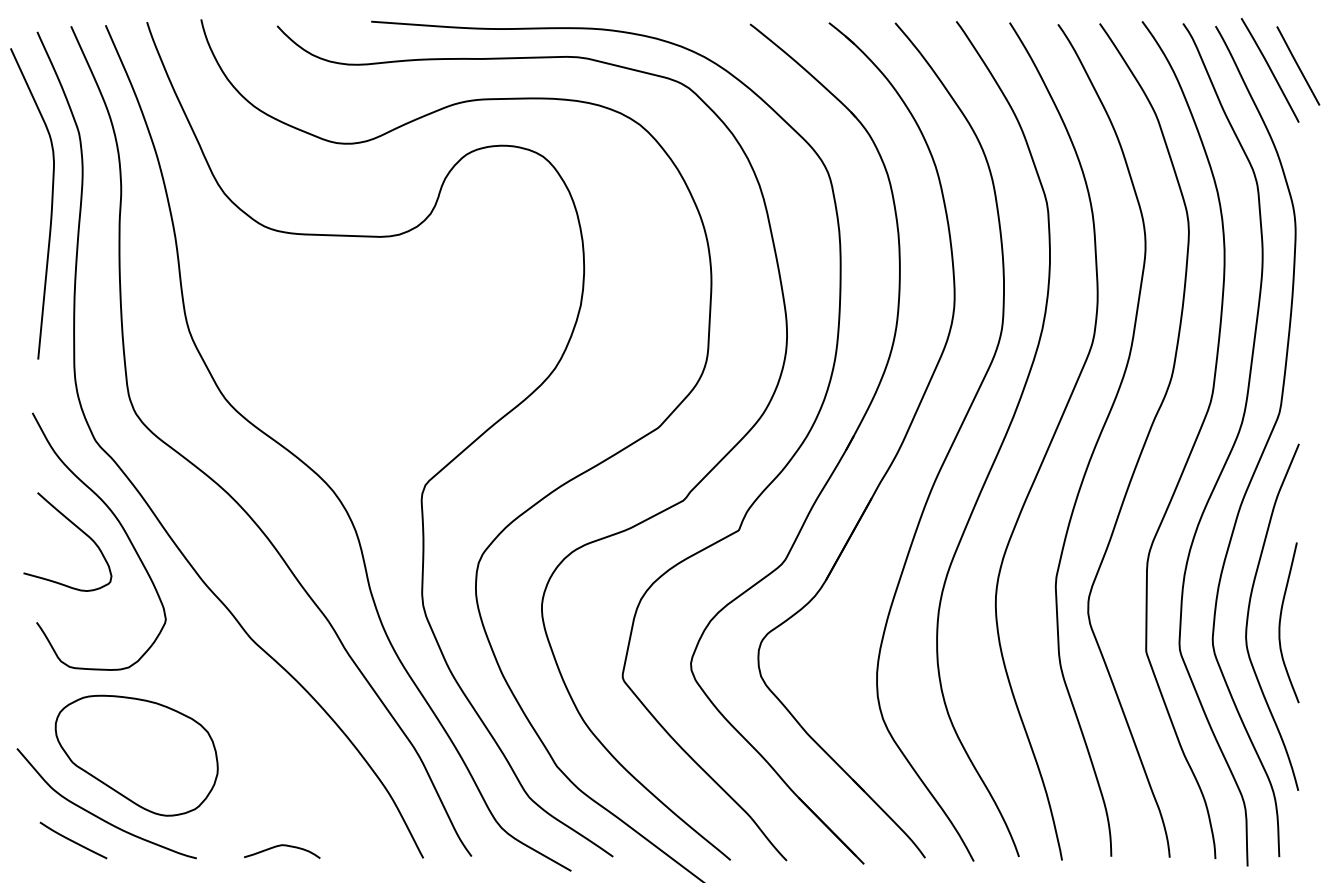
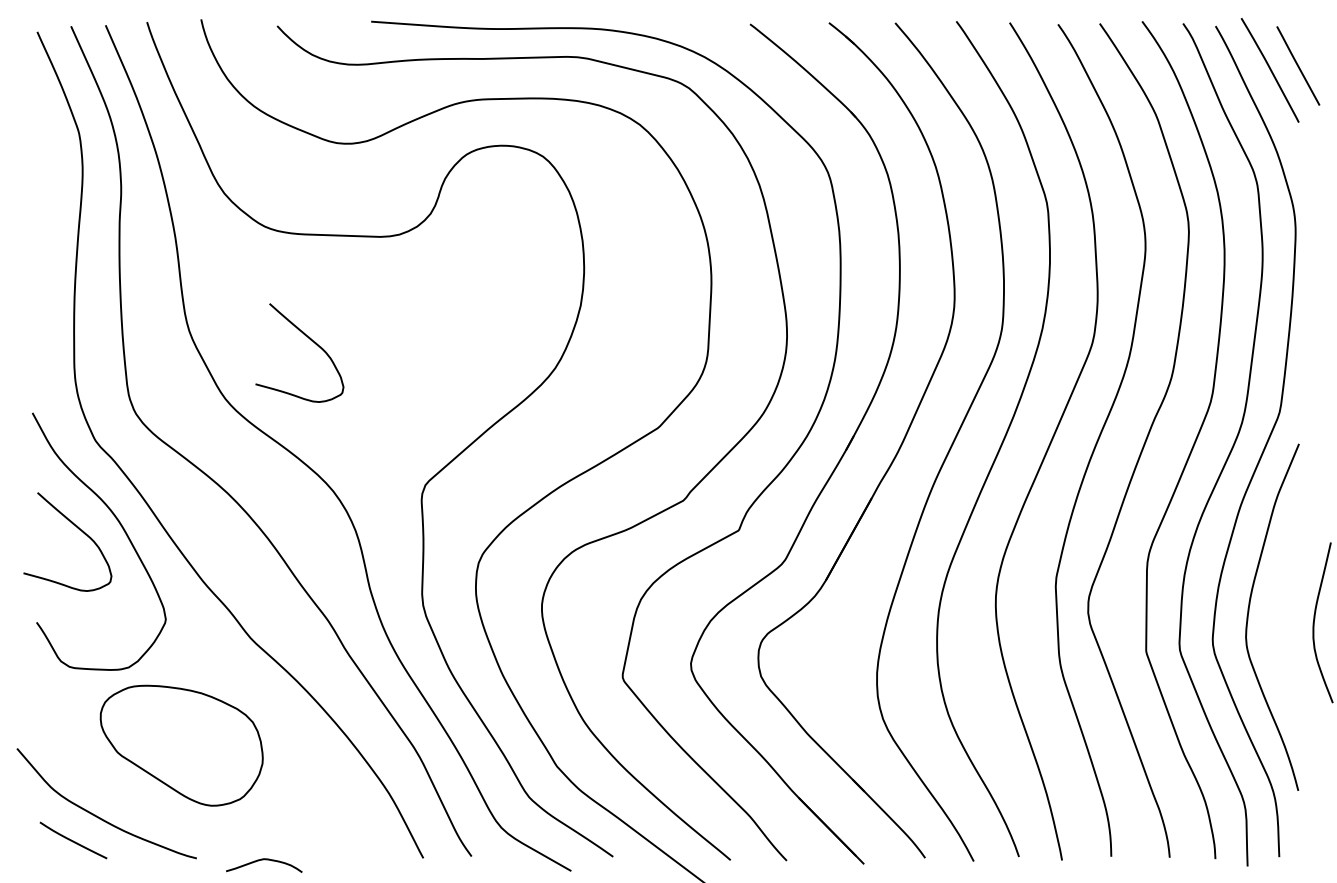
curve: present -> none (51, 203)
curve: none -> present (310, 340)
curve position: (1281, 619) -> (1315, 619) (1315, 619)
part position: (136, 755) -> (181, 745) (181, 745)
curve position: (282, 846) -> (264, 860) (264, 860)
